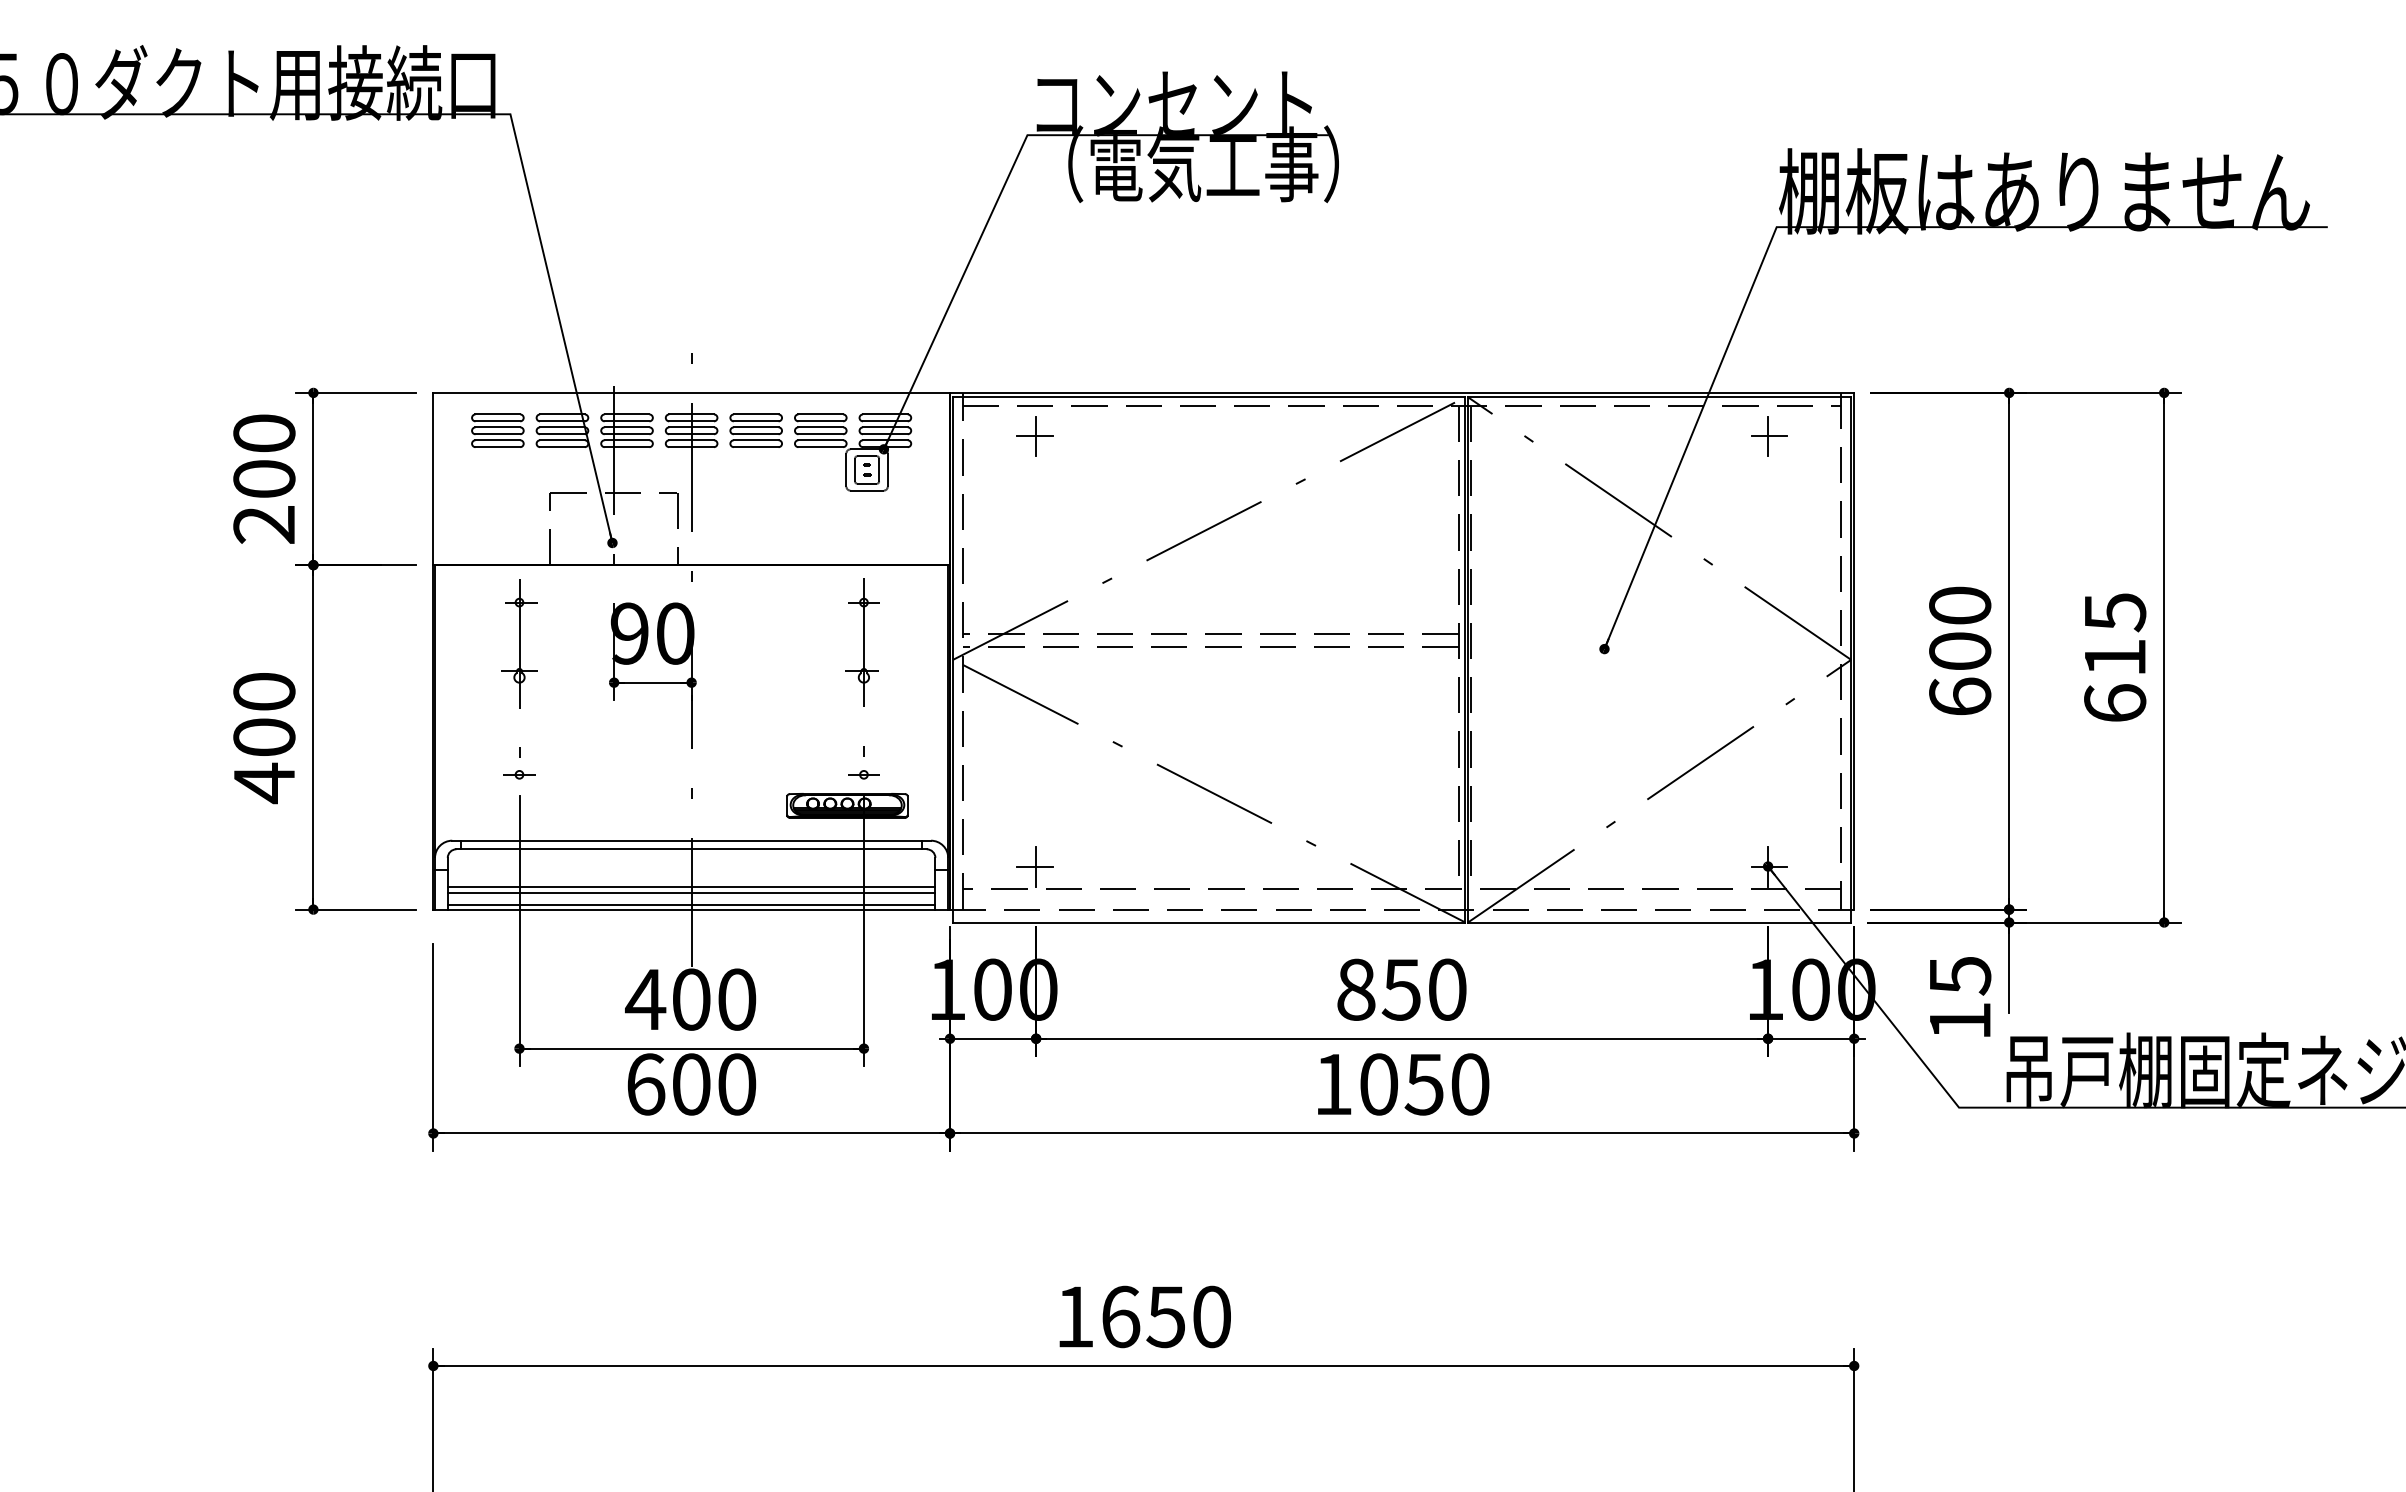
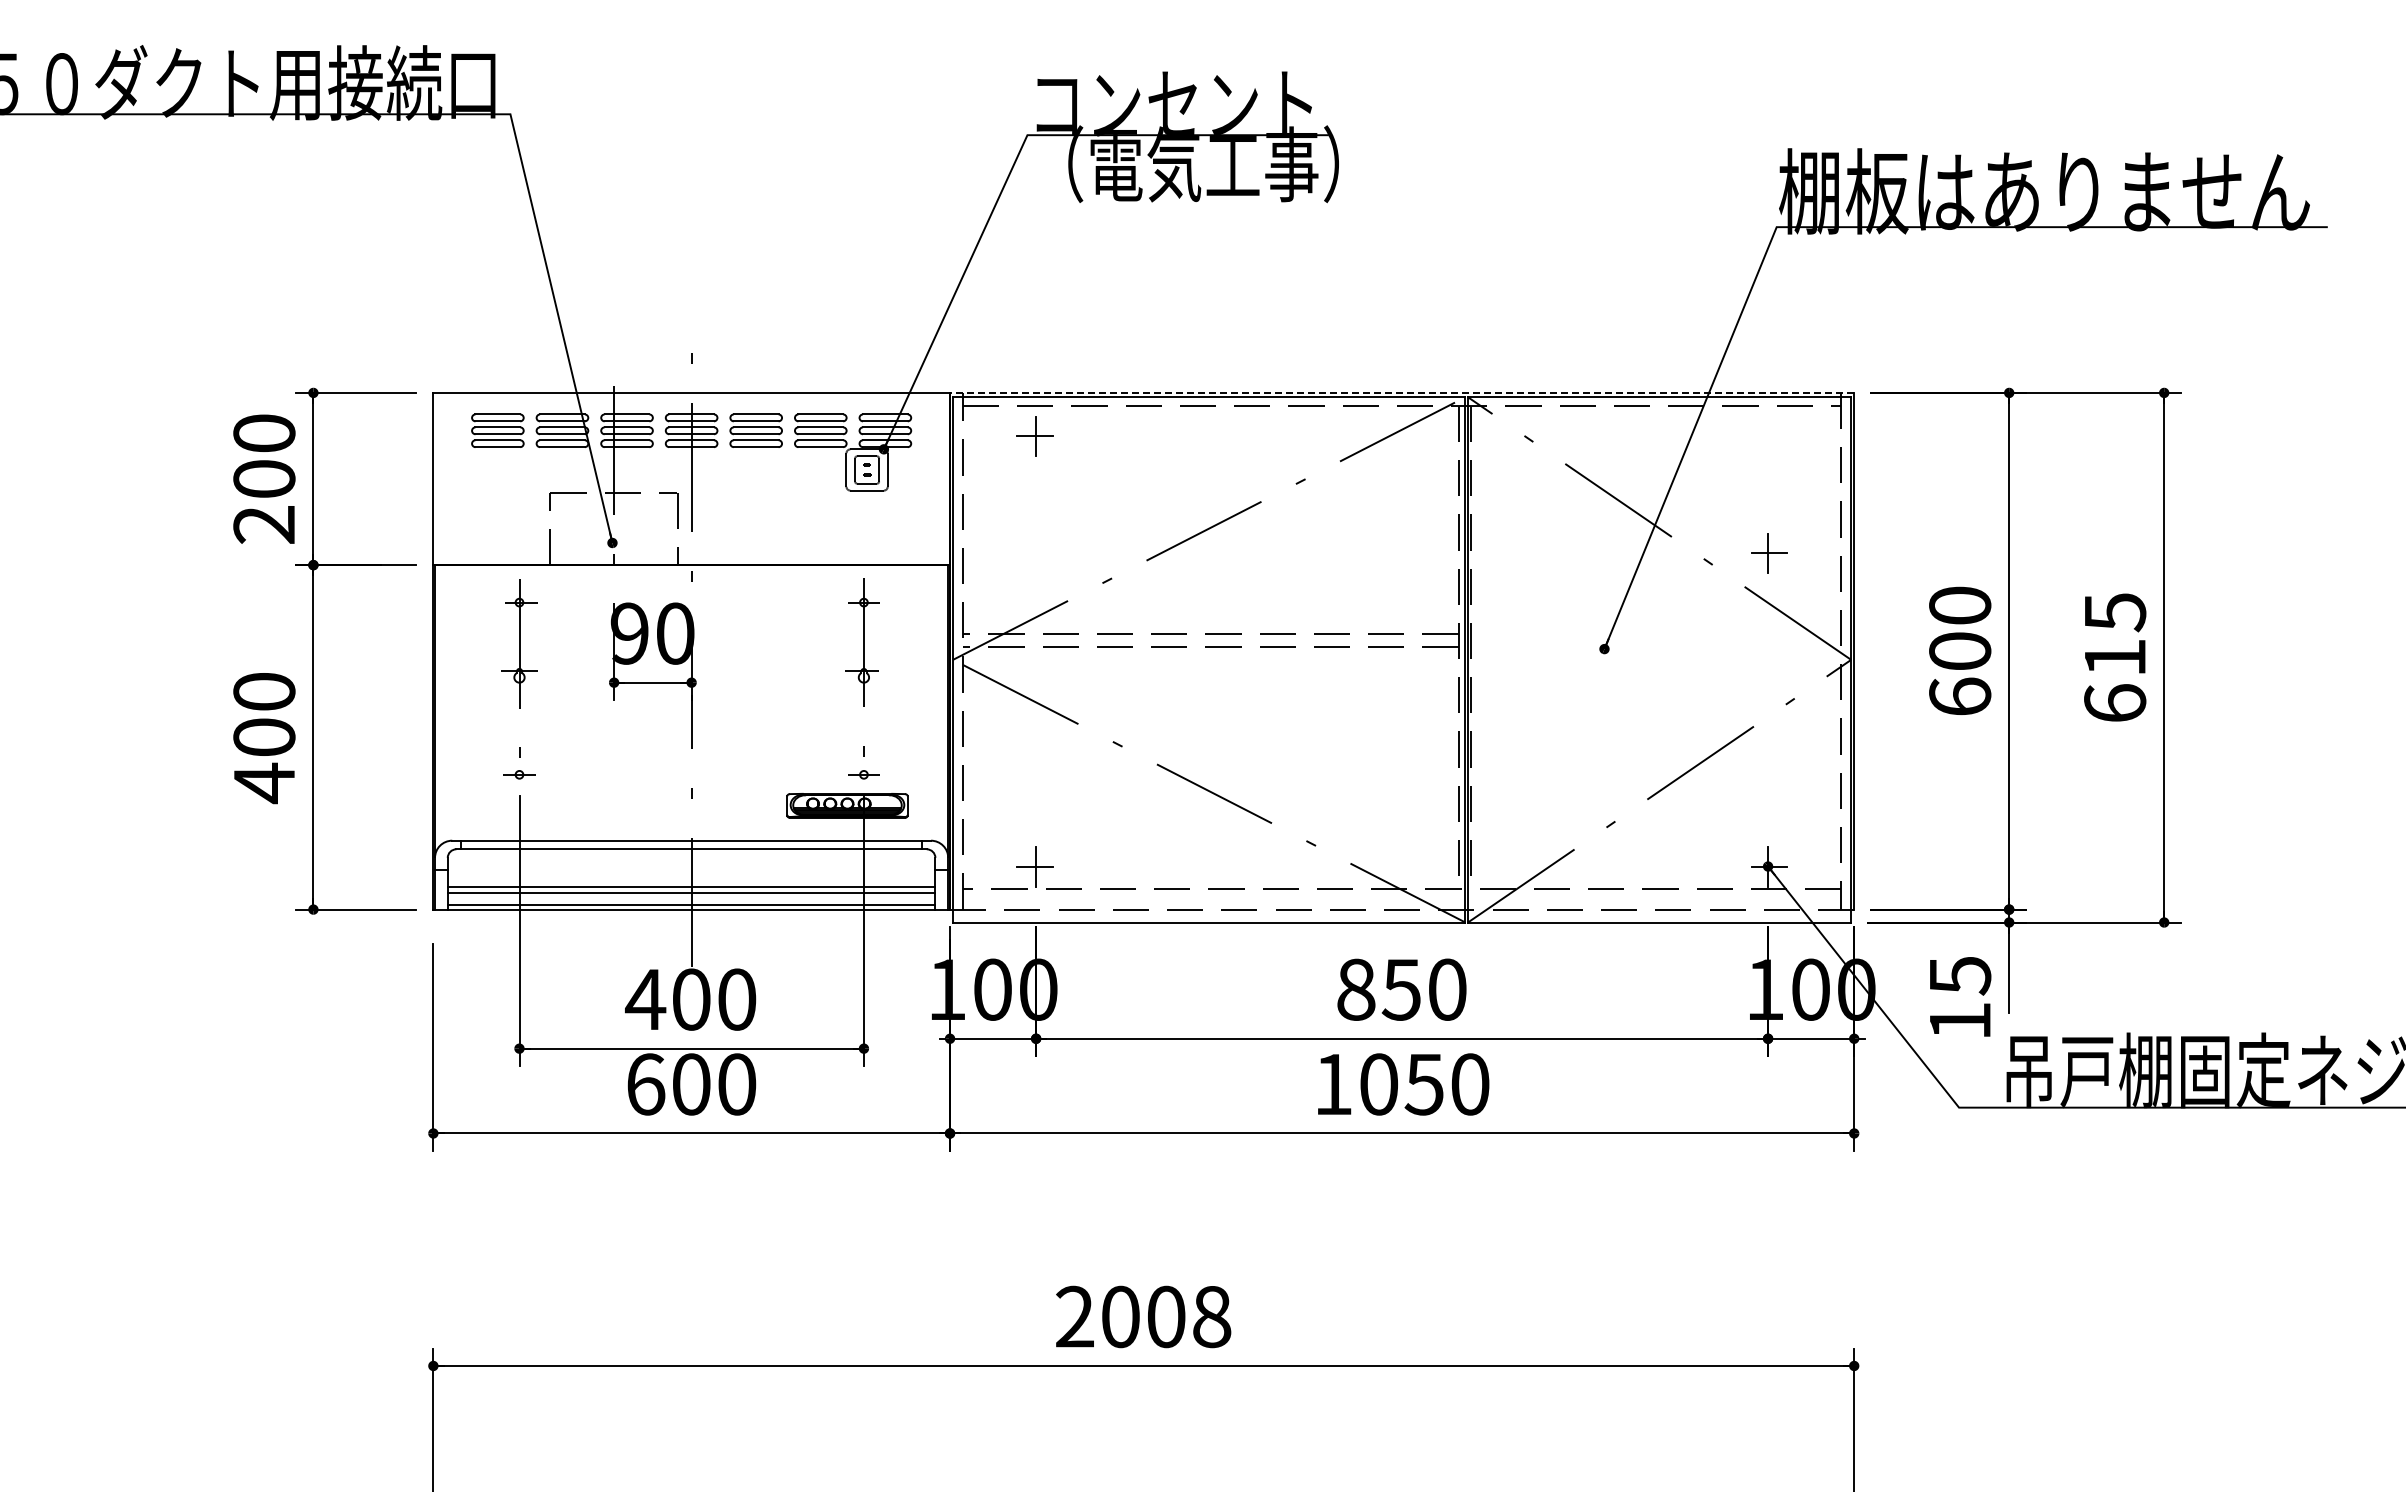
line: solid -> dashed (1401, 392)
part position: (1769, 436) -> (1769, 553) (1769, 553)
text: 1650 -> 2008 (1143, 1316)
